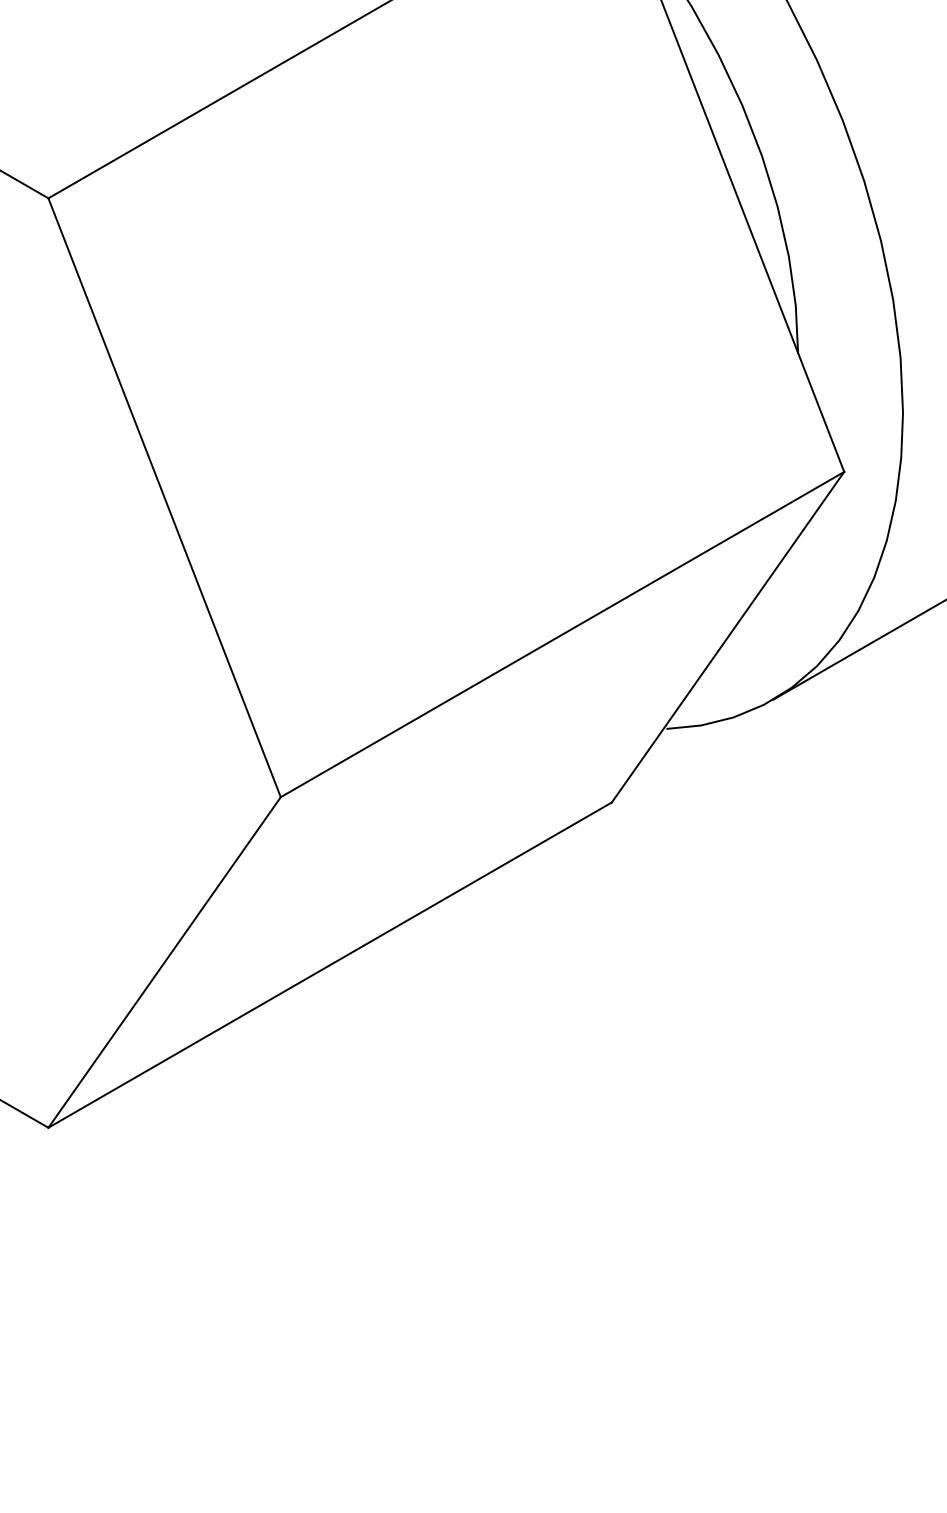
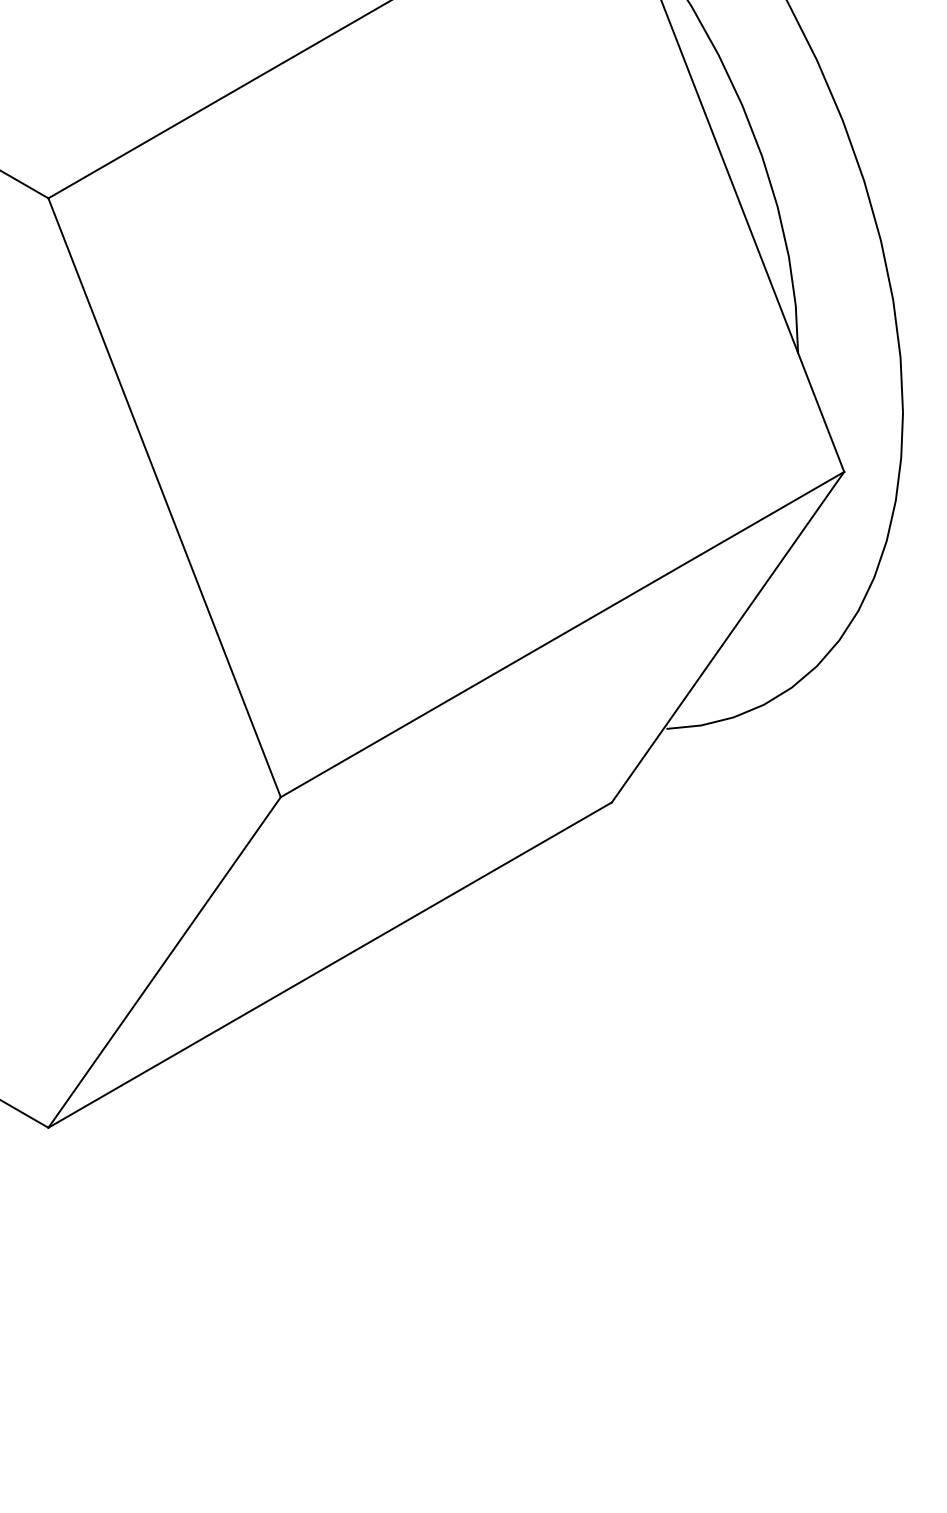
line: present -> none (858, 650)
